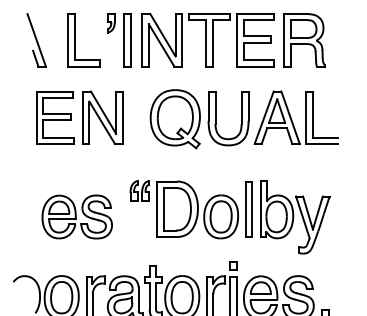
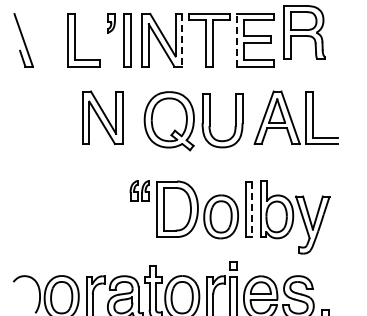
line: solid -> dashed (236, 39)
part position: (36, 40) -> (23, 40) (23, 40)
line: solid -> dashed (182, 40)
part position: (304, 40) -> (304, 32) (304, 32)
part: present -> none (55, 117)
part position: (199, 119) -> (193, 121) (193, 121)
line: solid -> dashed (252, 209)
part: present -> none (76, 216)
